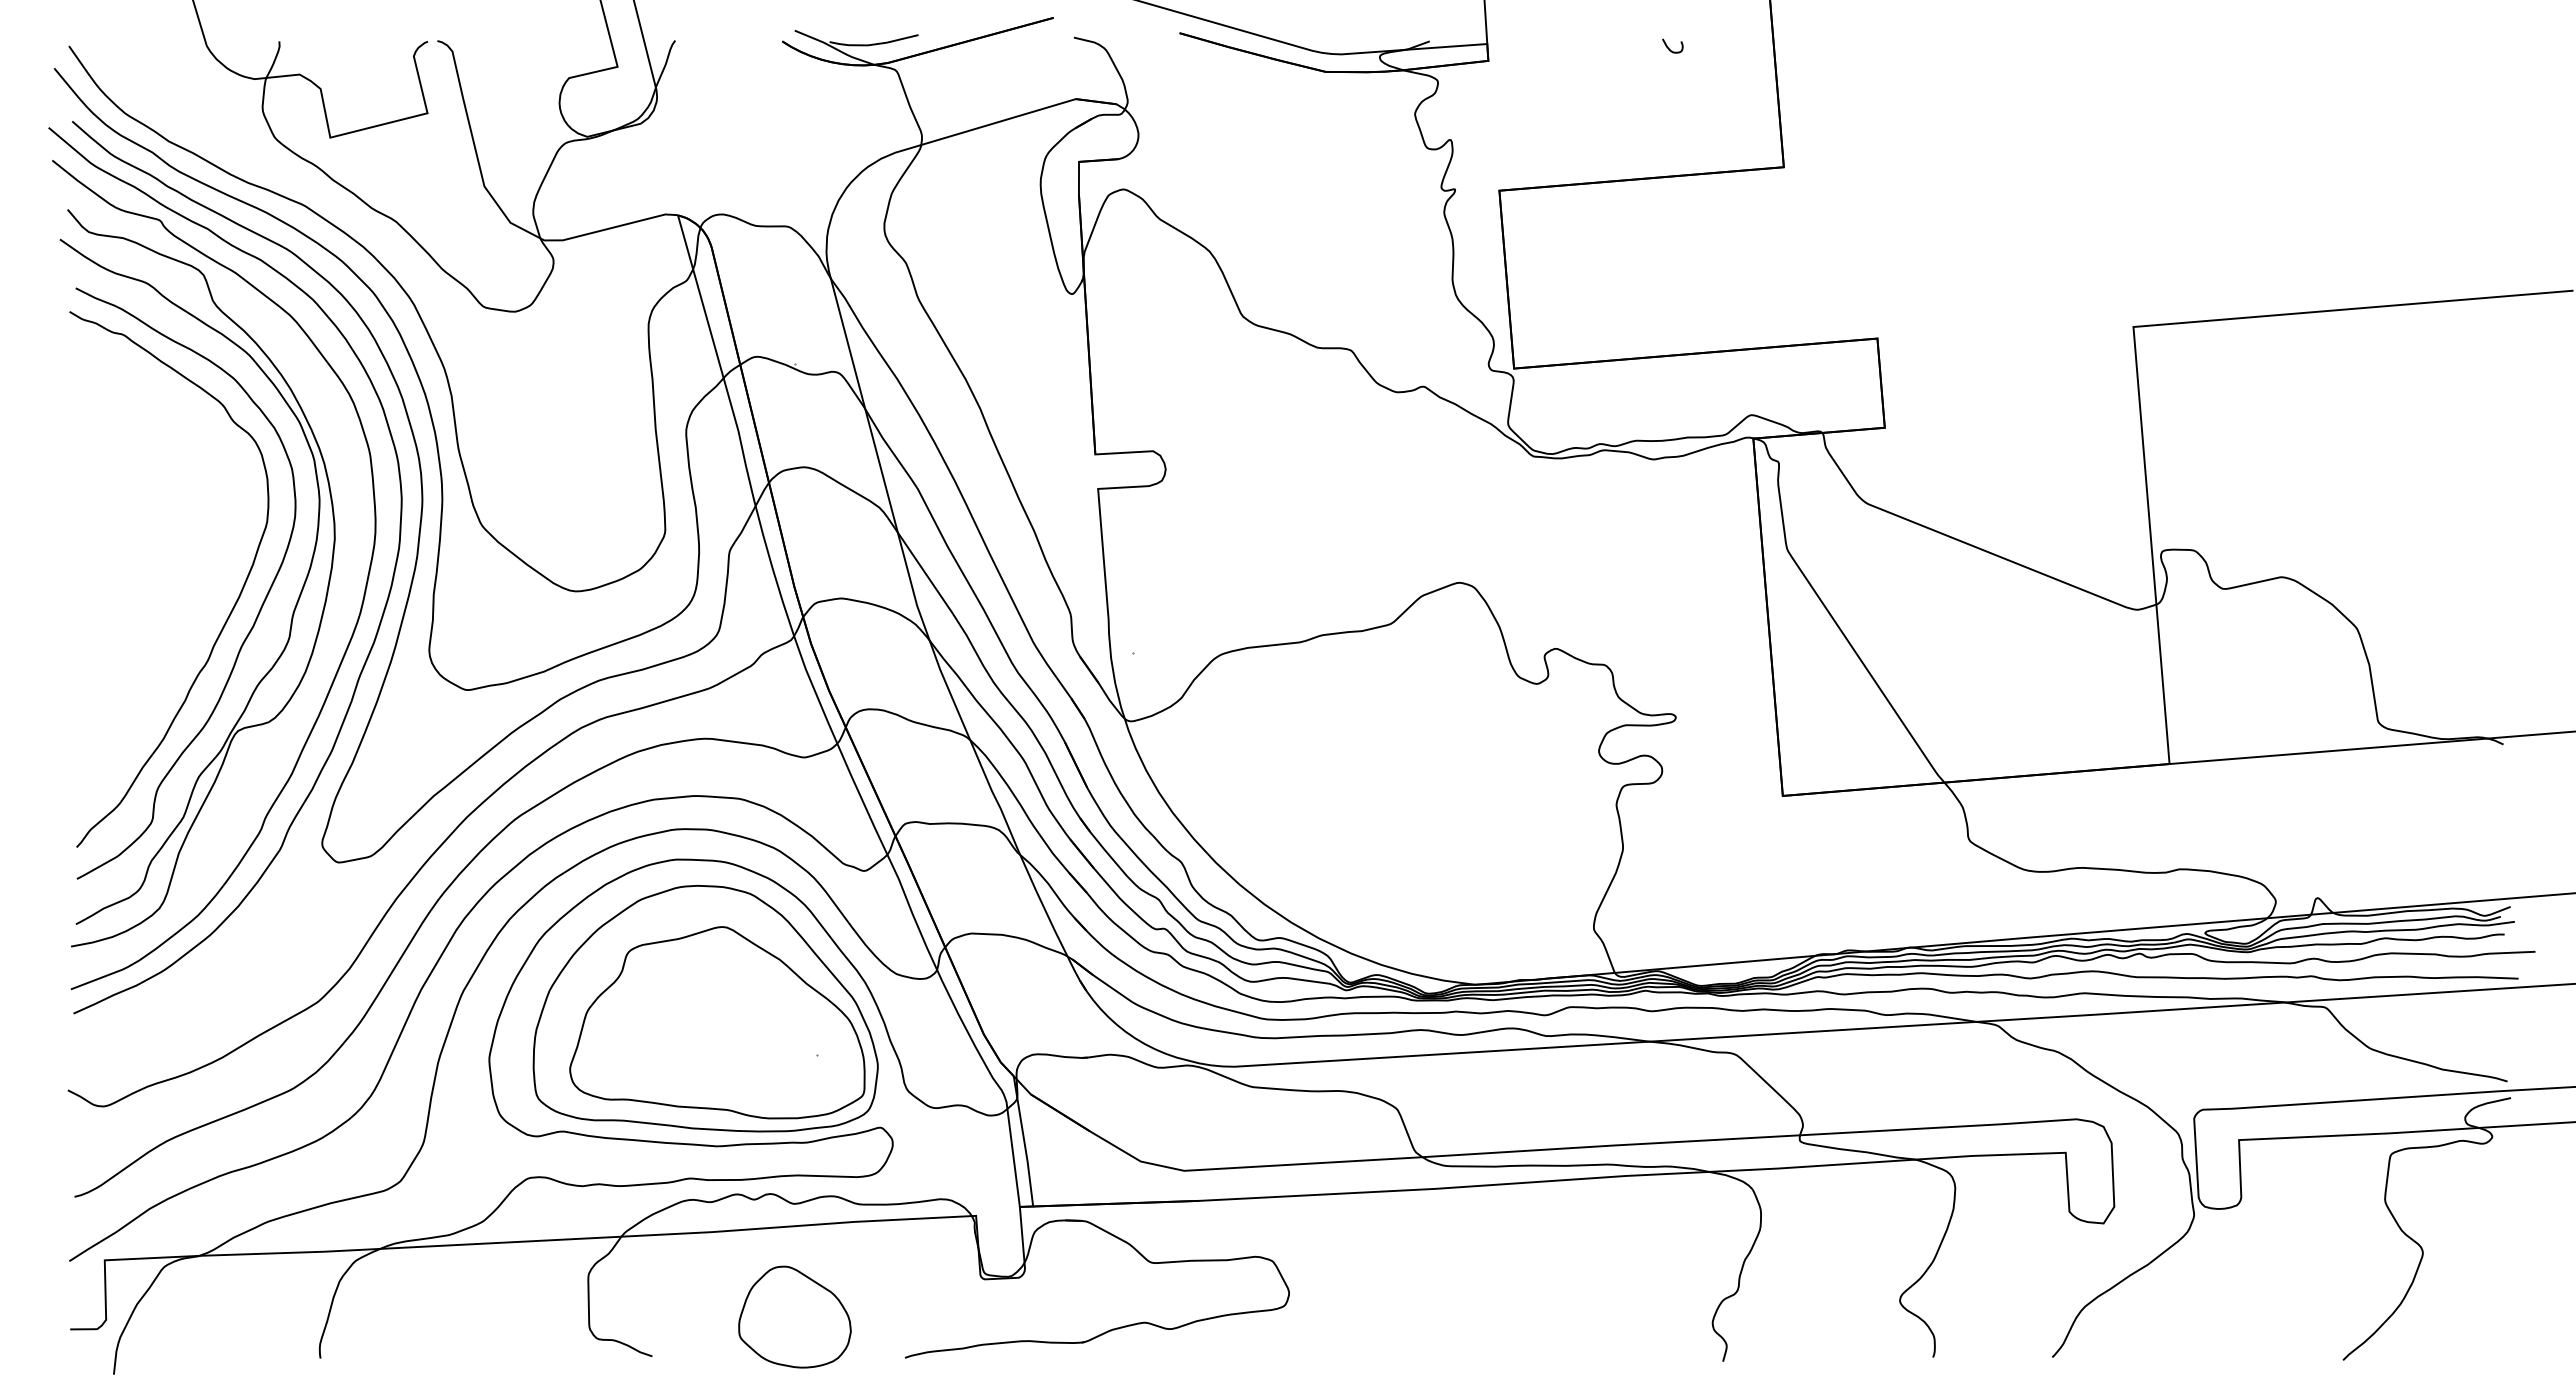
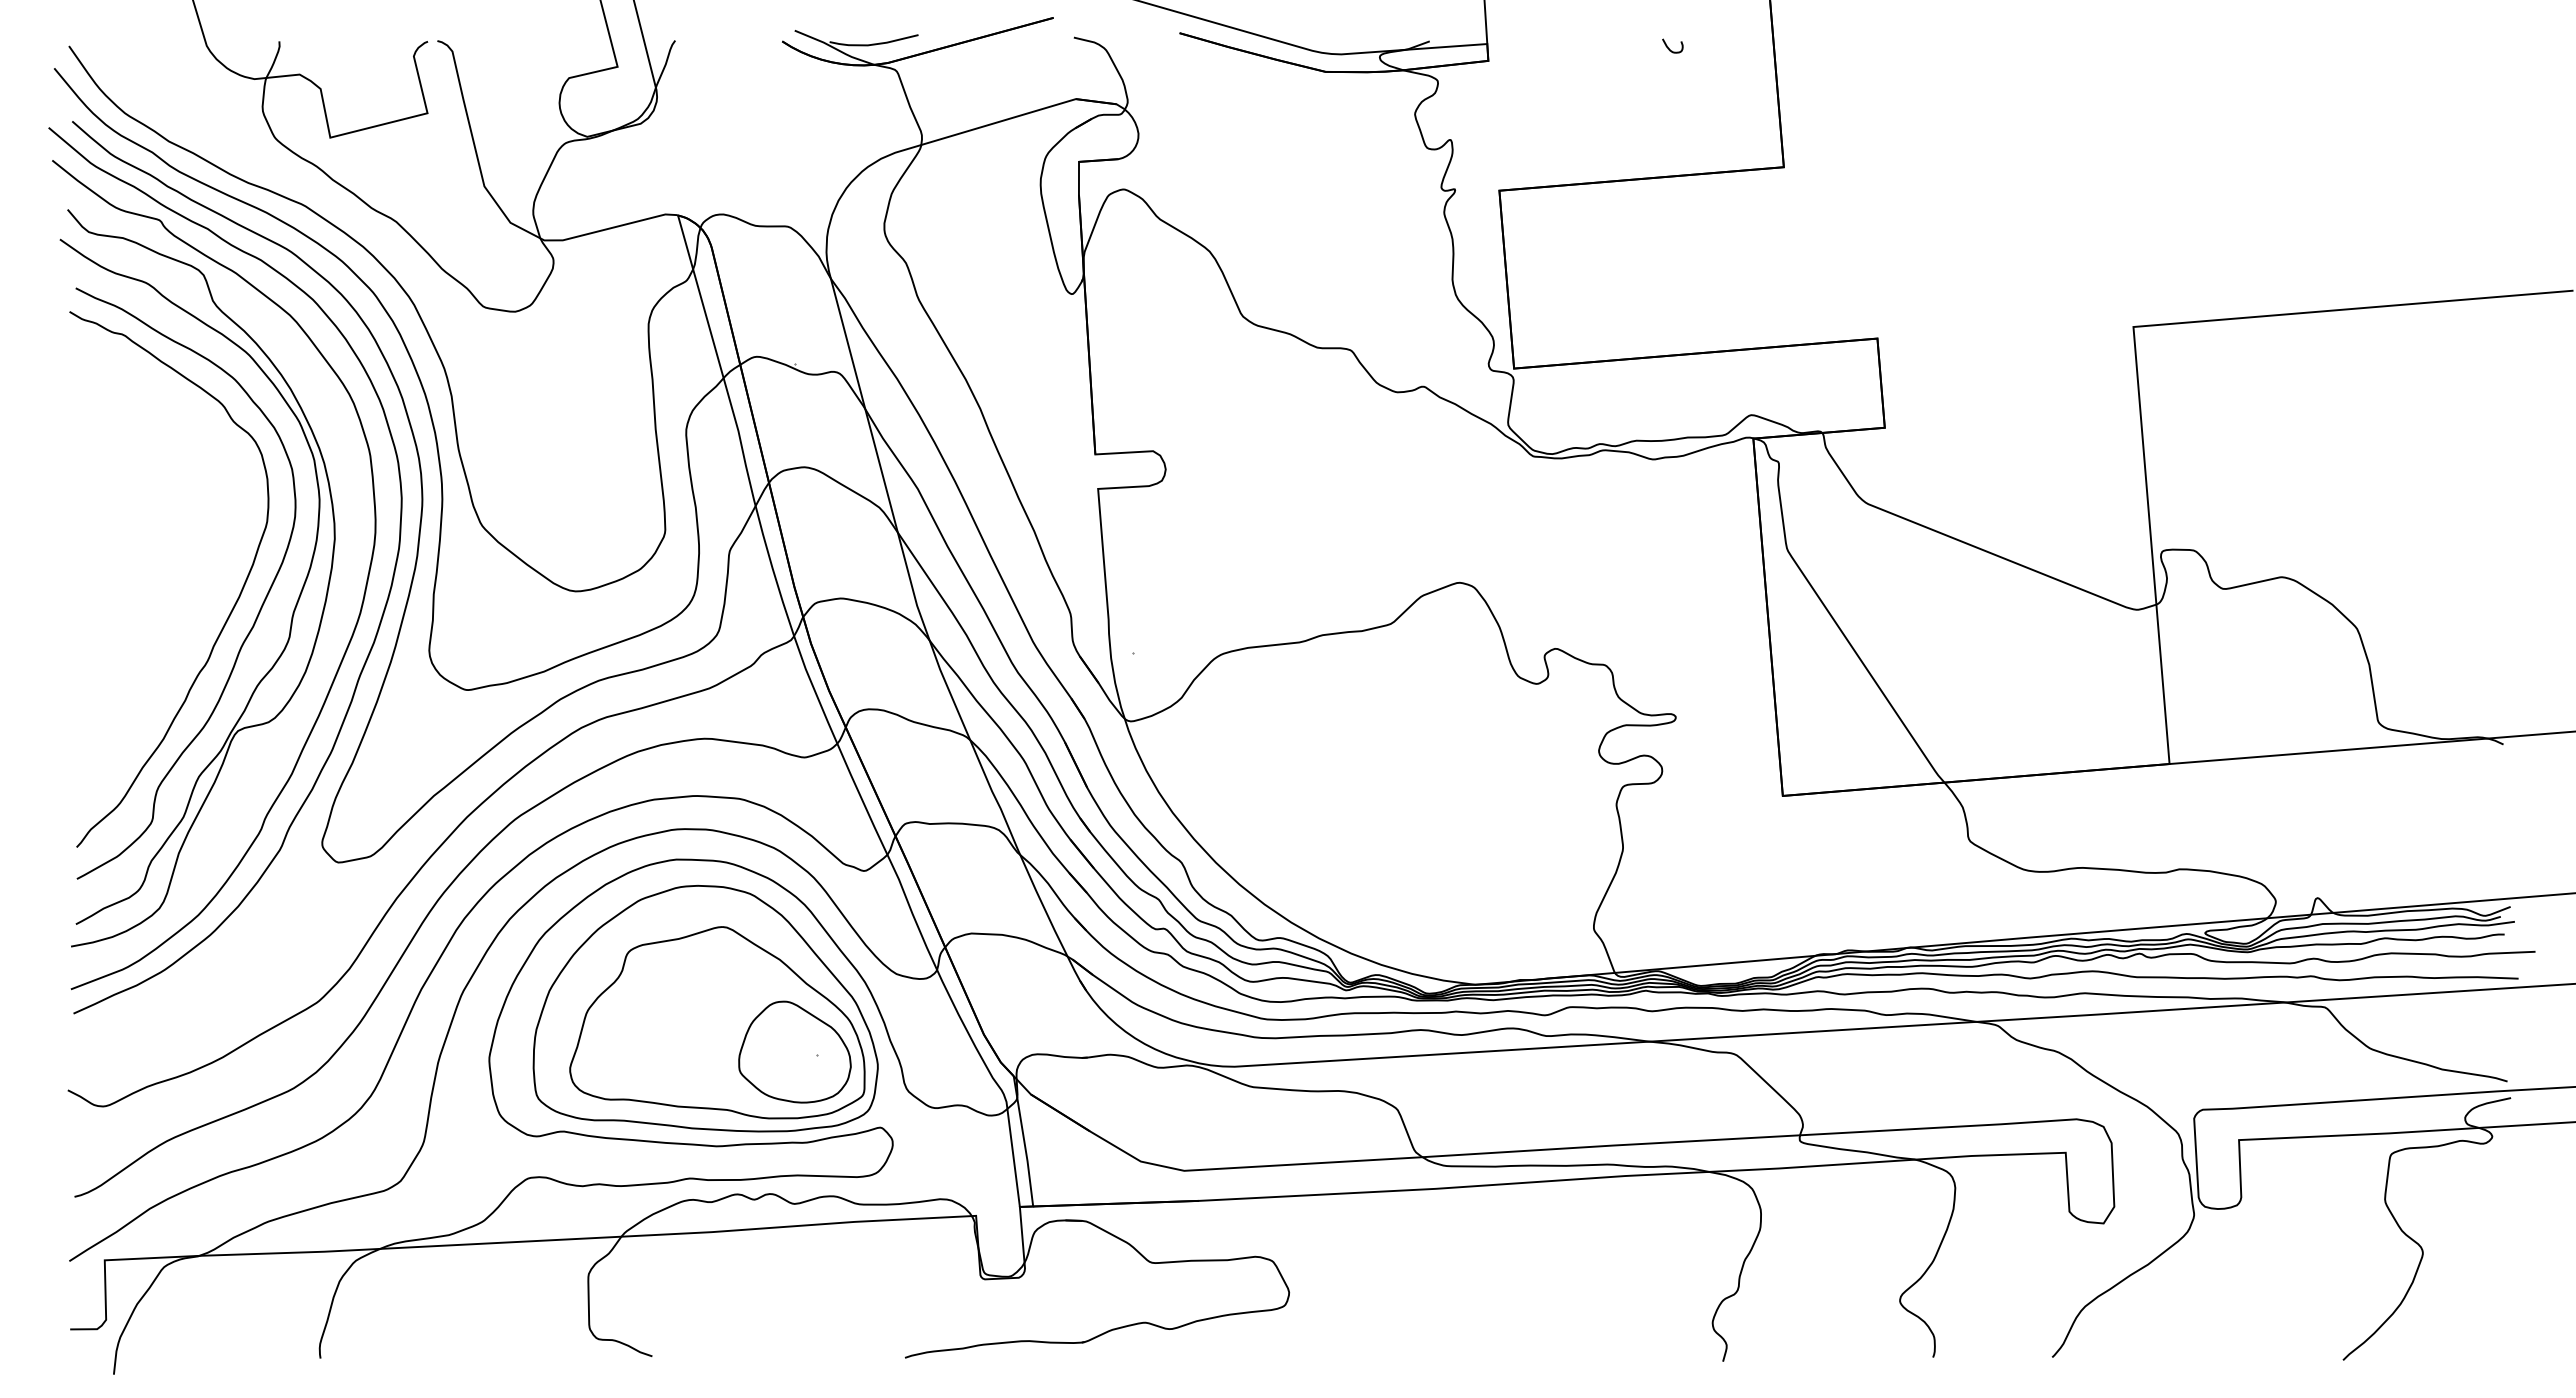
part position: (794, 1316) -> (794, 1051) (794, 1051)
